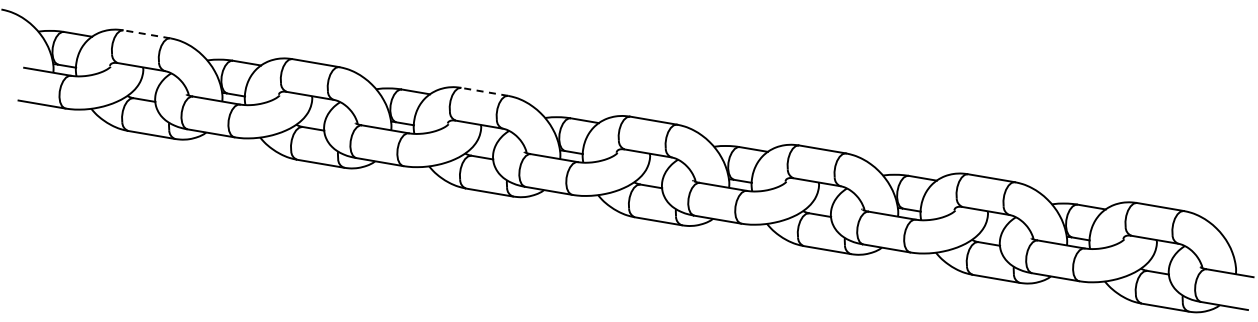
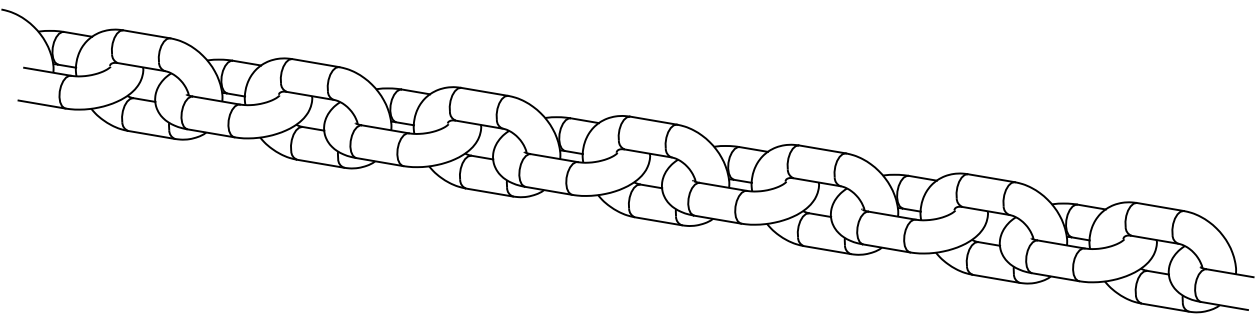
line: dashed -> solid (146, 34)
line: dashed -> solid (484, 91)
